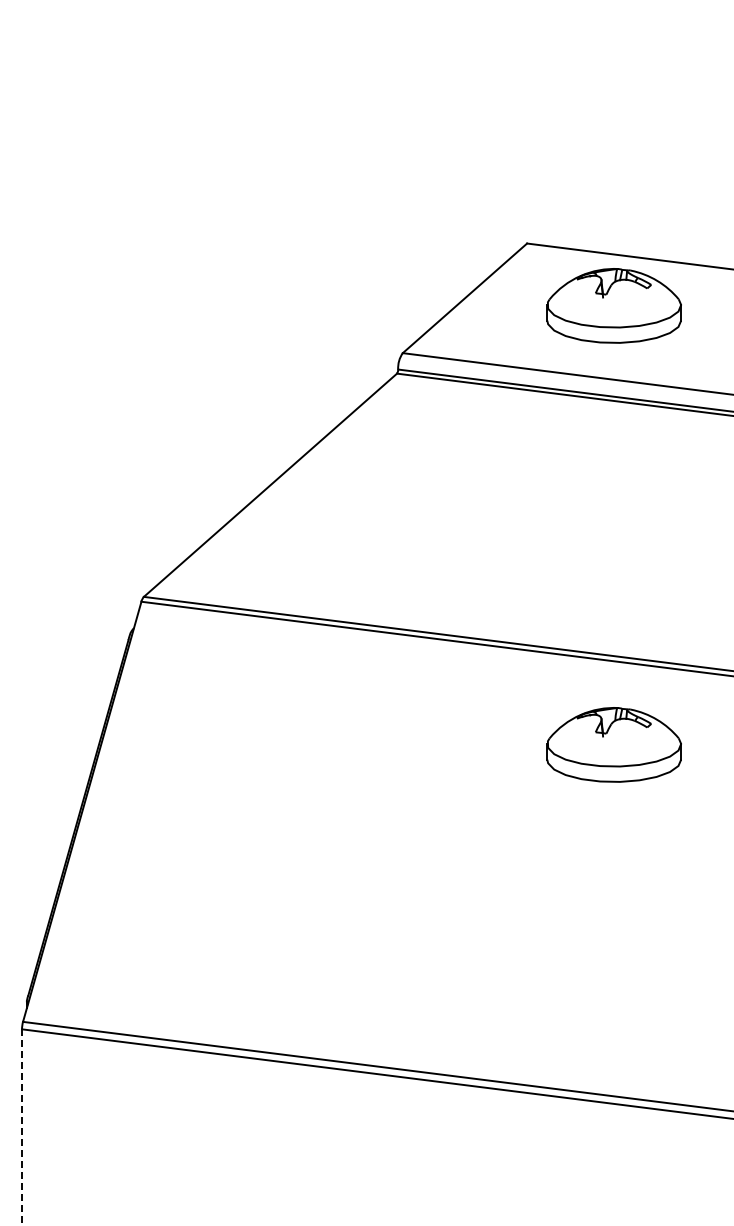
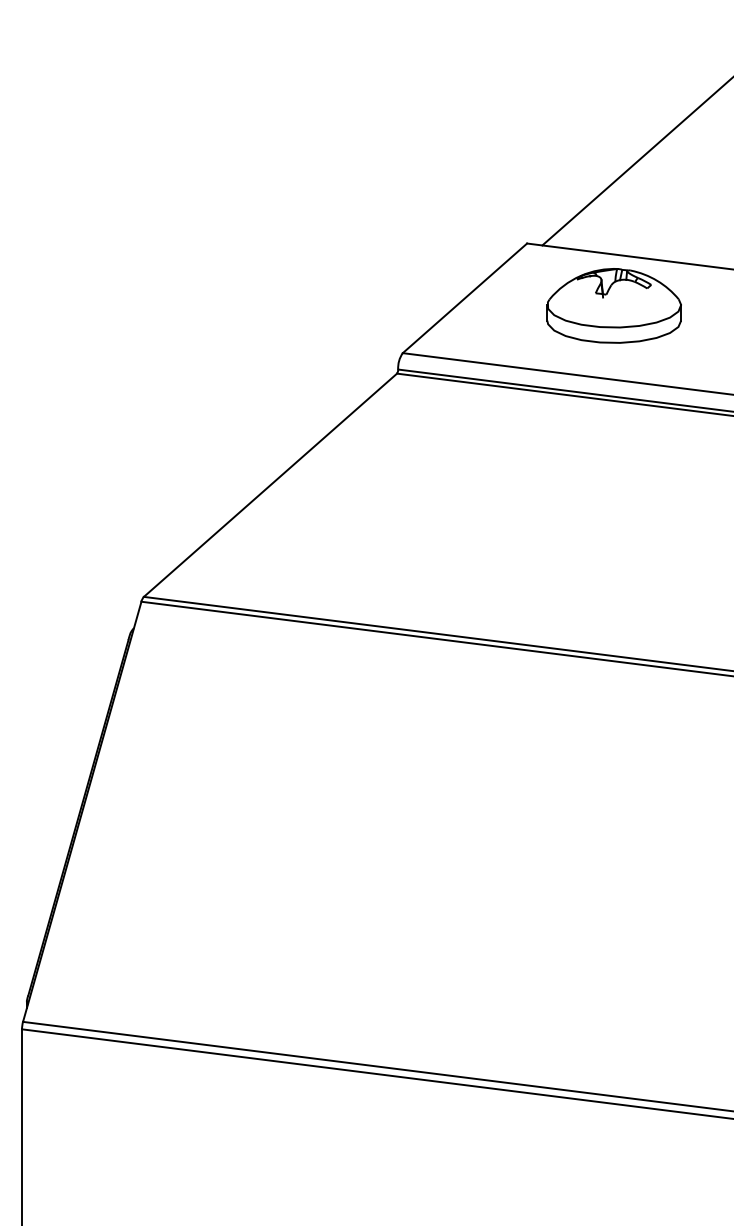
line: none -> present (636, 162)
part: present -> none (613, 744)
line: dashed -> solid (22, 1127)
